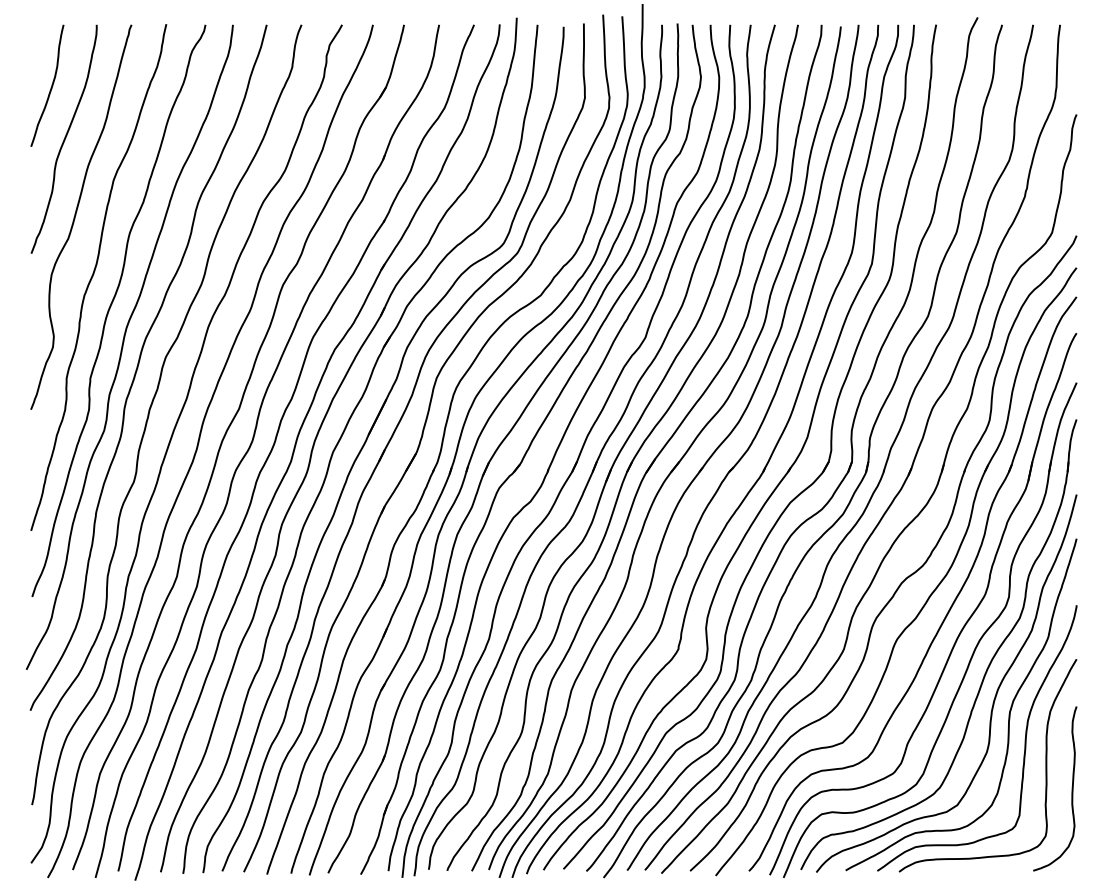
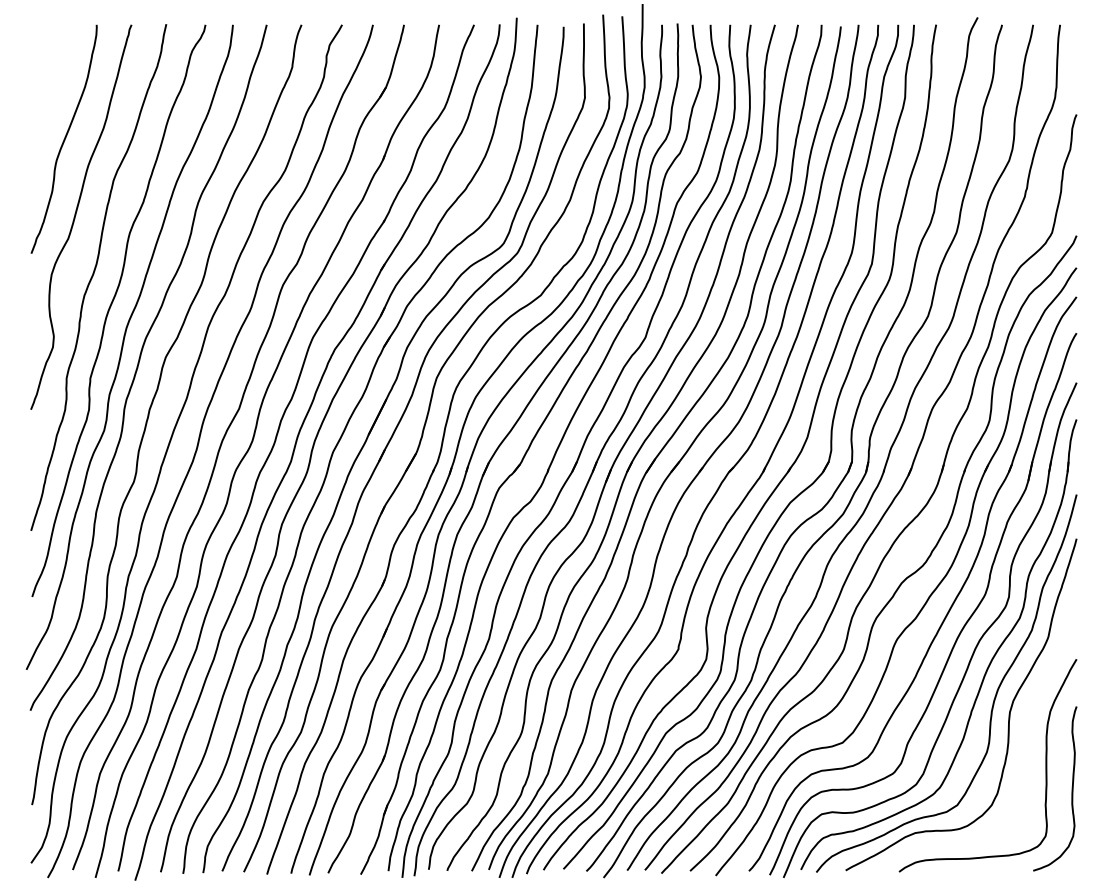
curve: present -> none (50, 87)
curve: present -> none (1024, 739)
